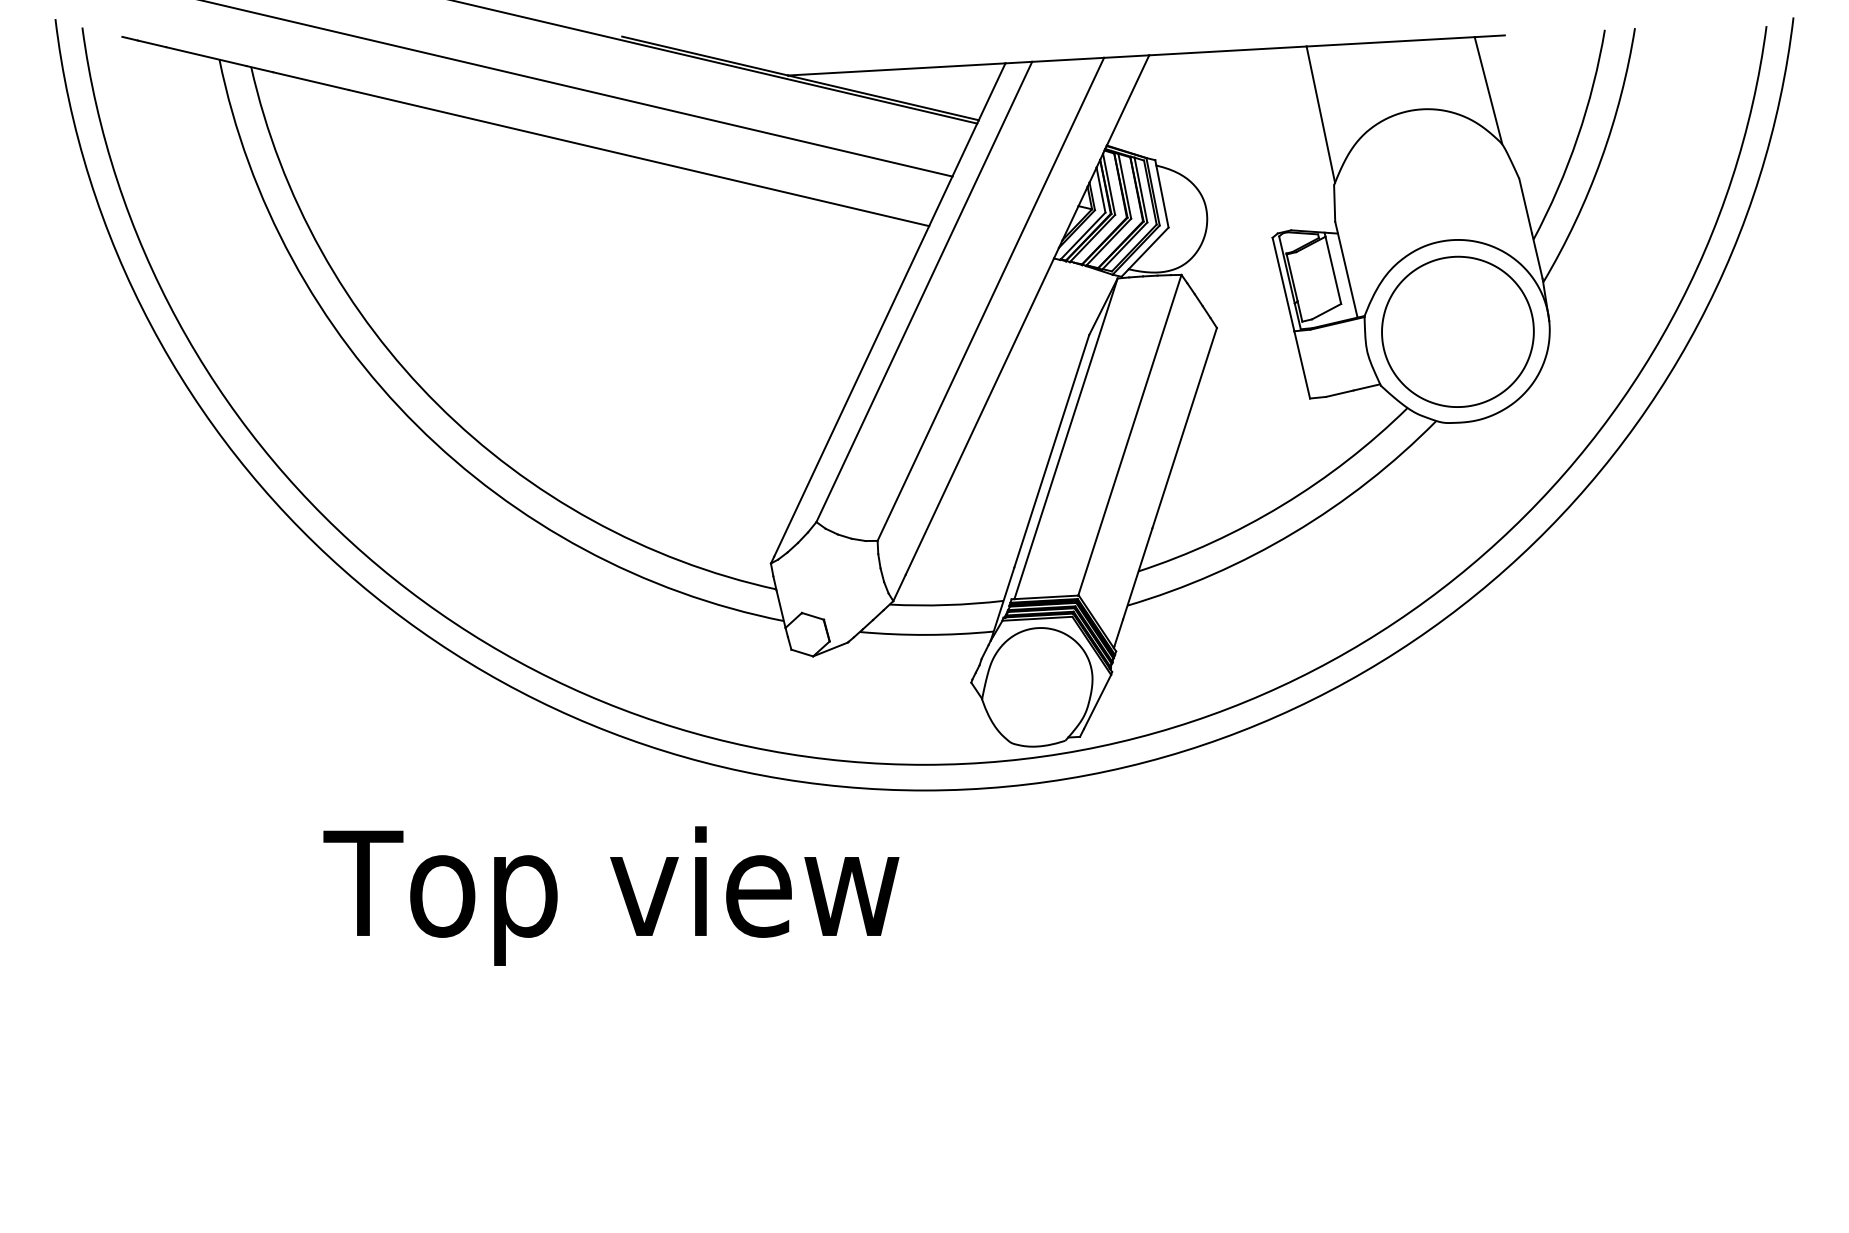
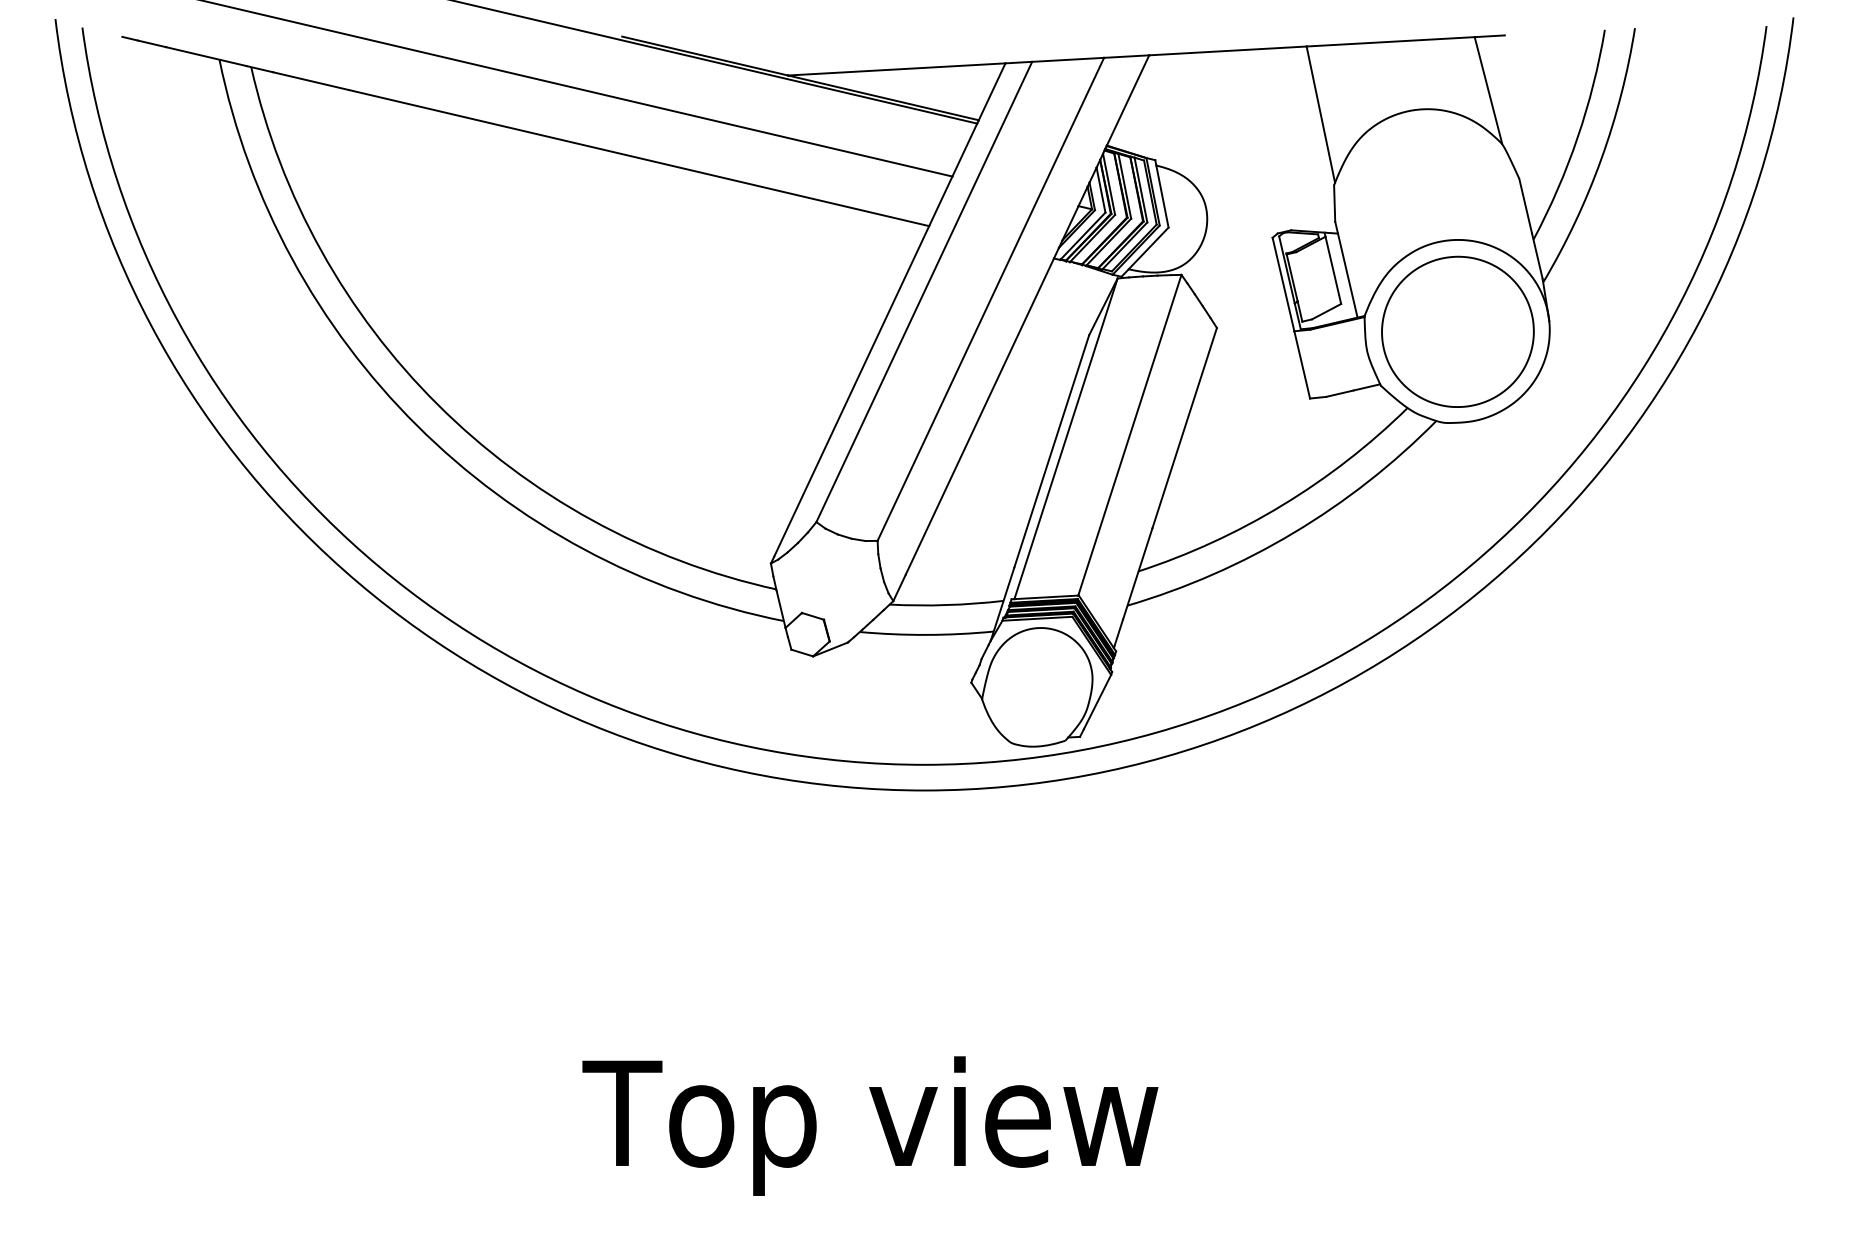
text position: (611, 895) -> (870, 1125) (870, 1125)
